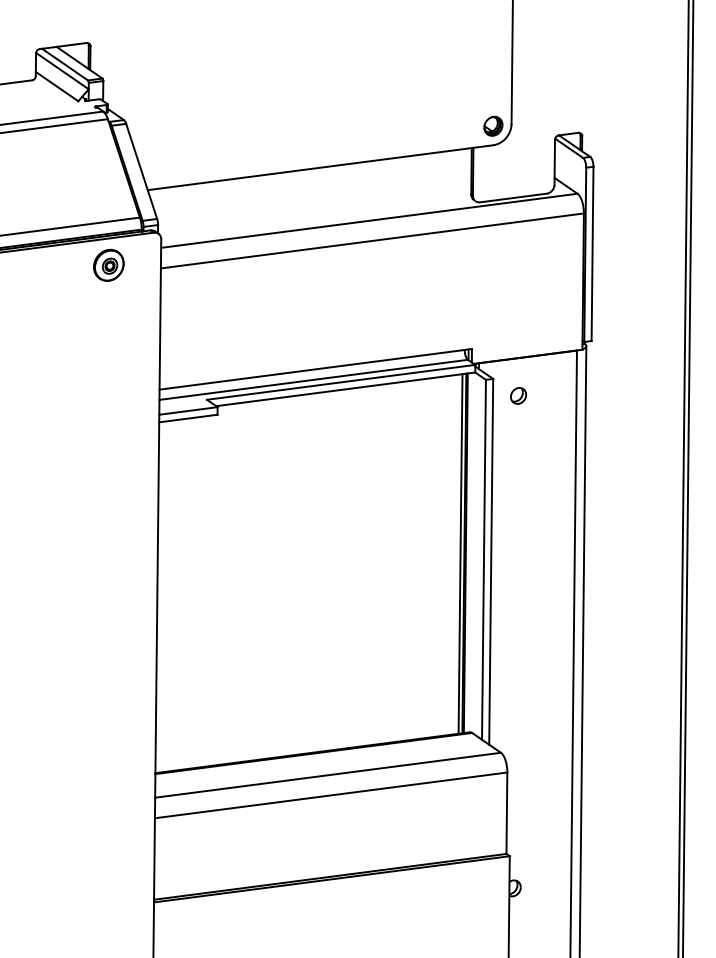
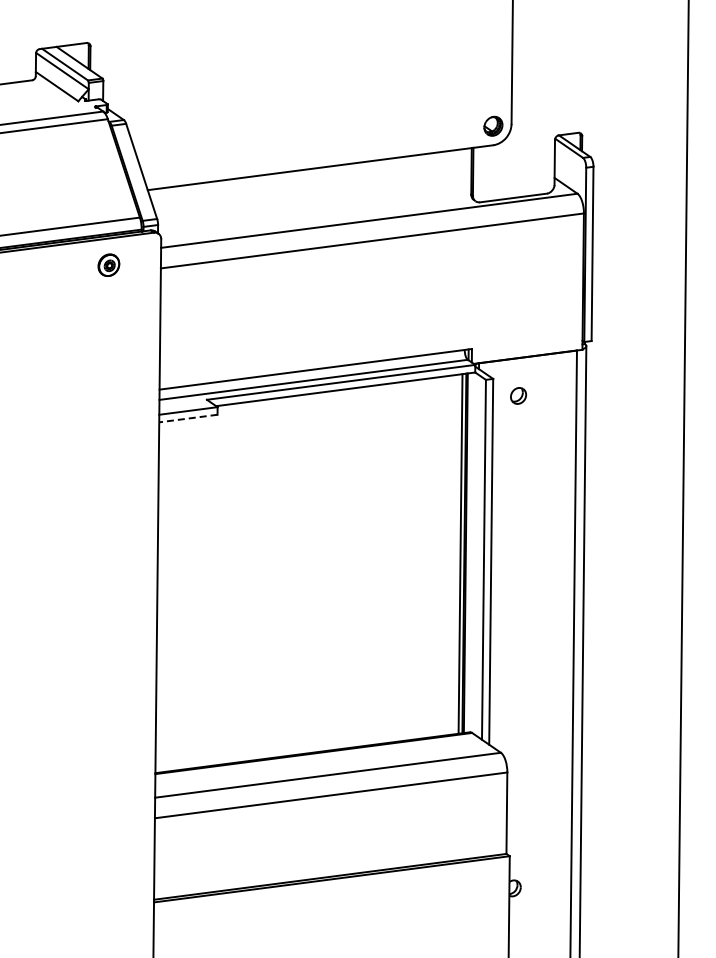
part size: 32x34 px -> 24x24 px (108, 264)
line: solid -> dashed (187, 418)
line: present -> none (687, 478)
